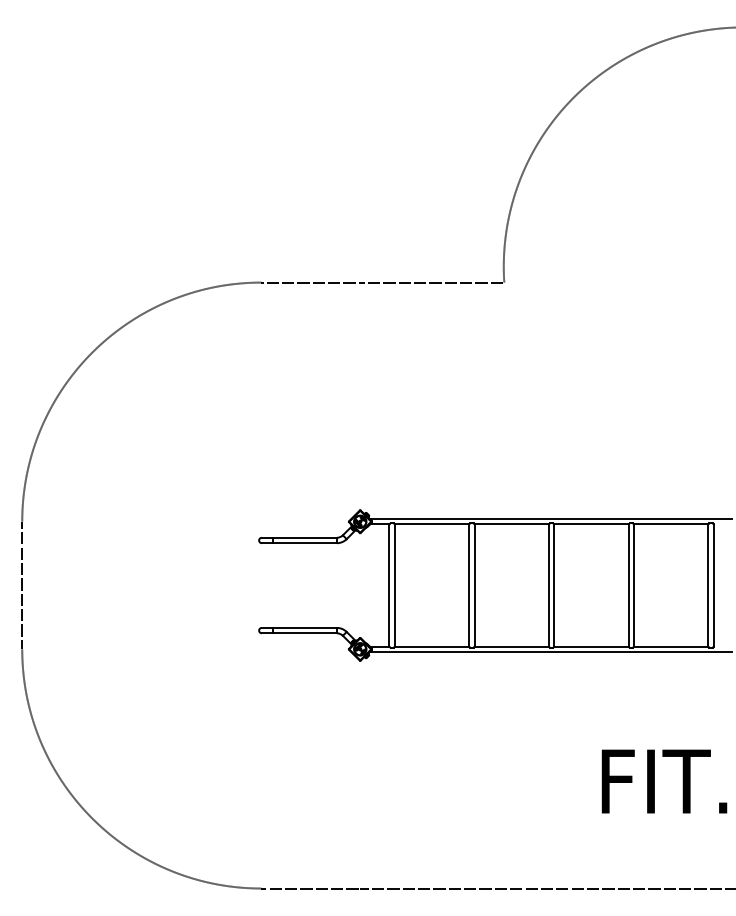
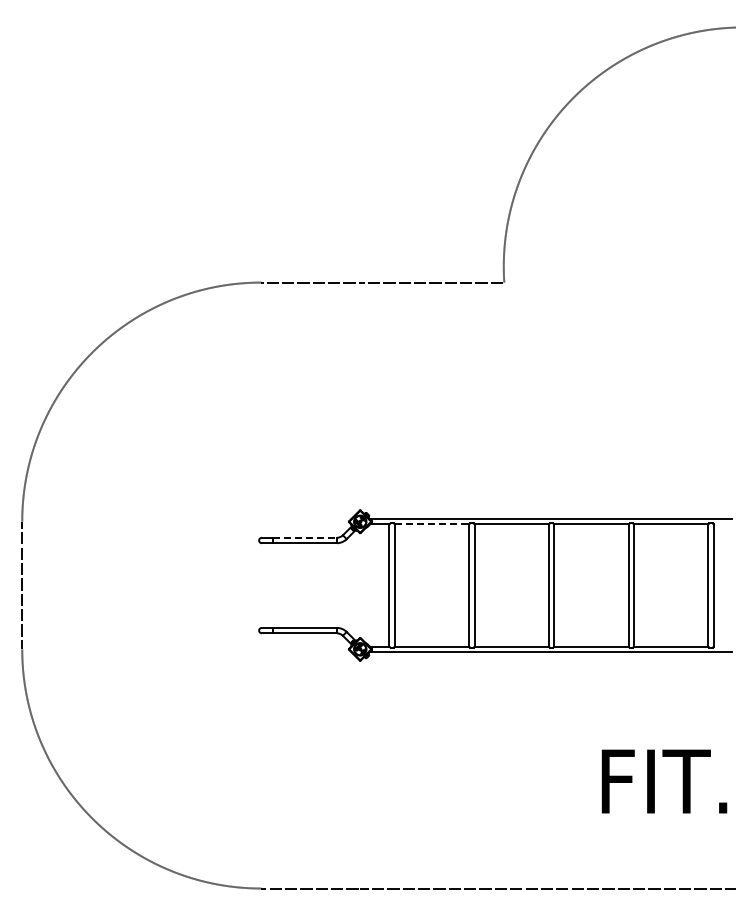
line: solid -> dashed (432, 524)
line: solid -> dashed (304, 537)
